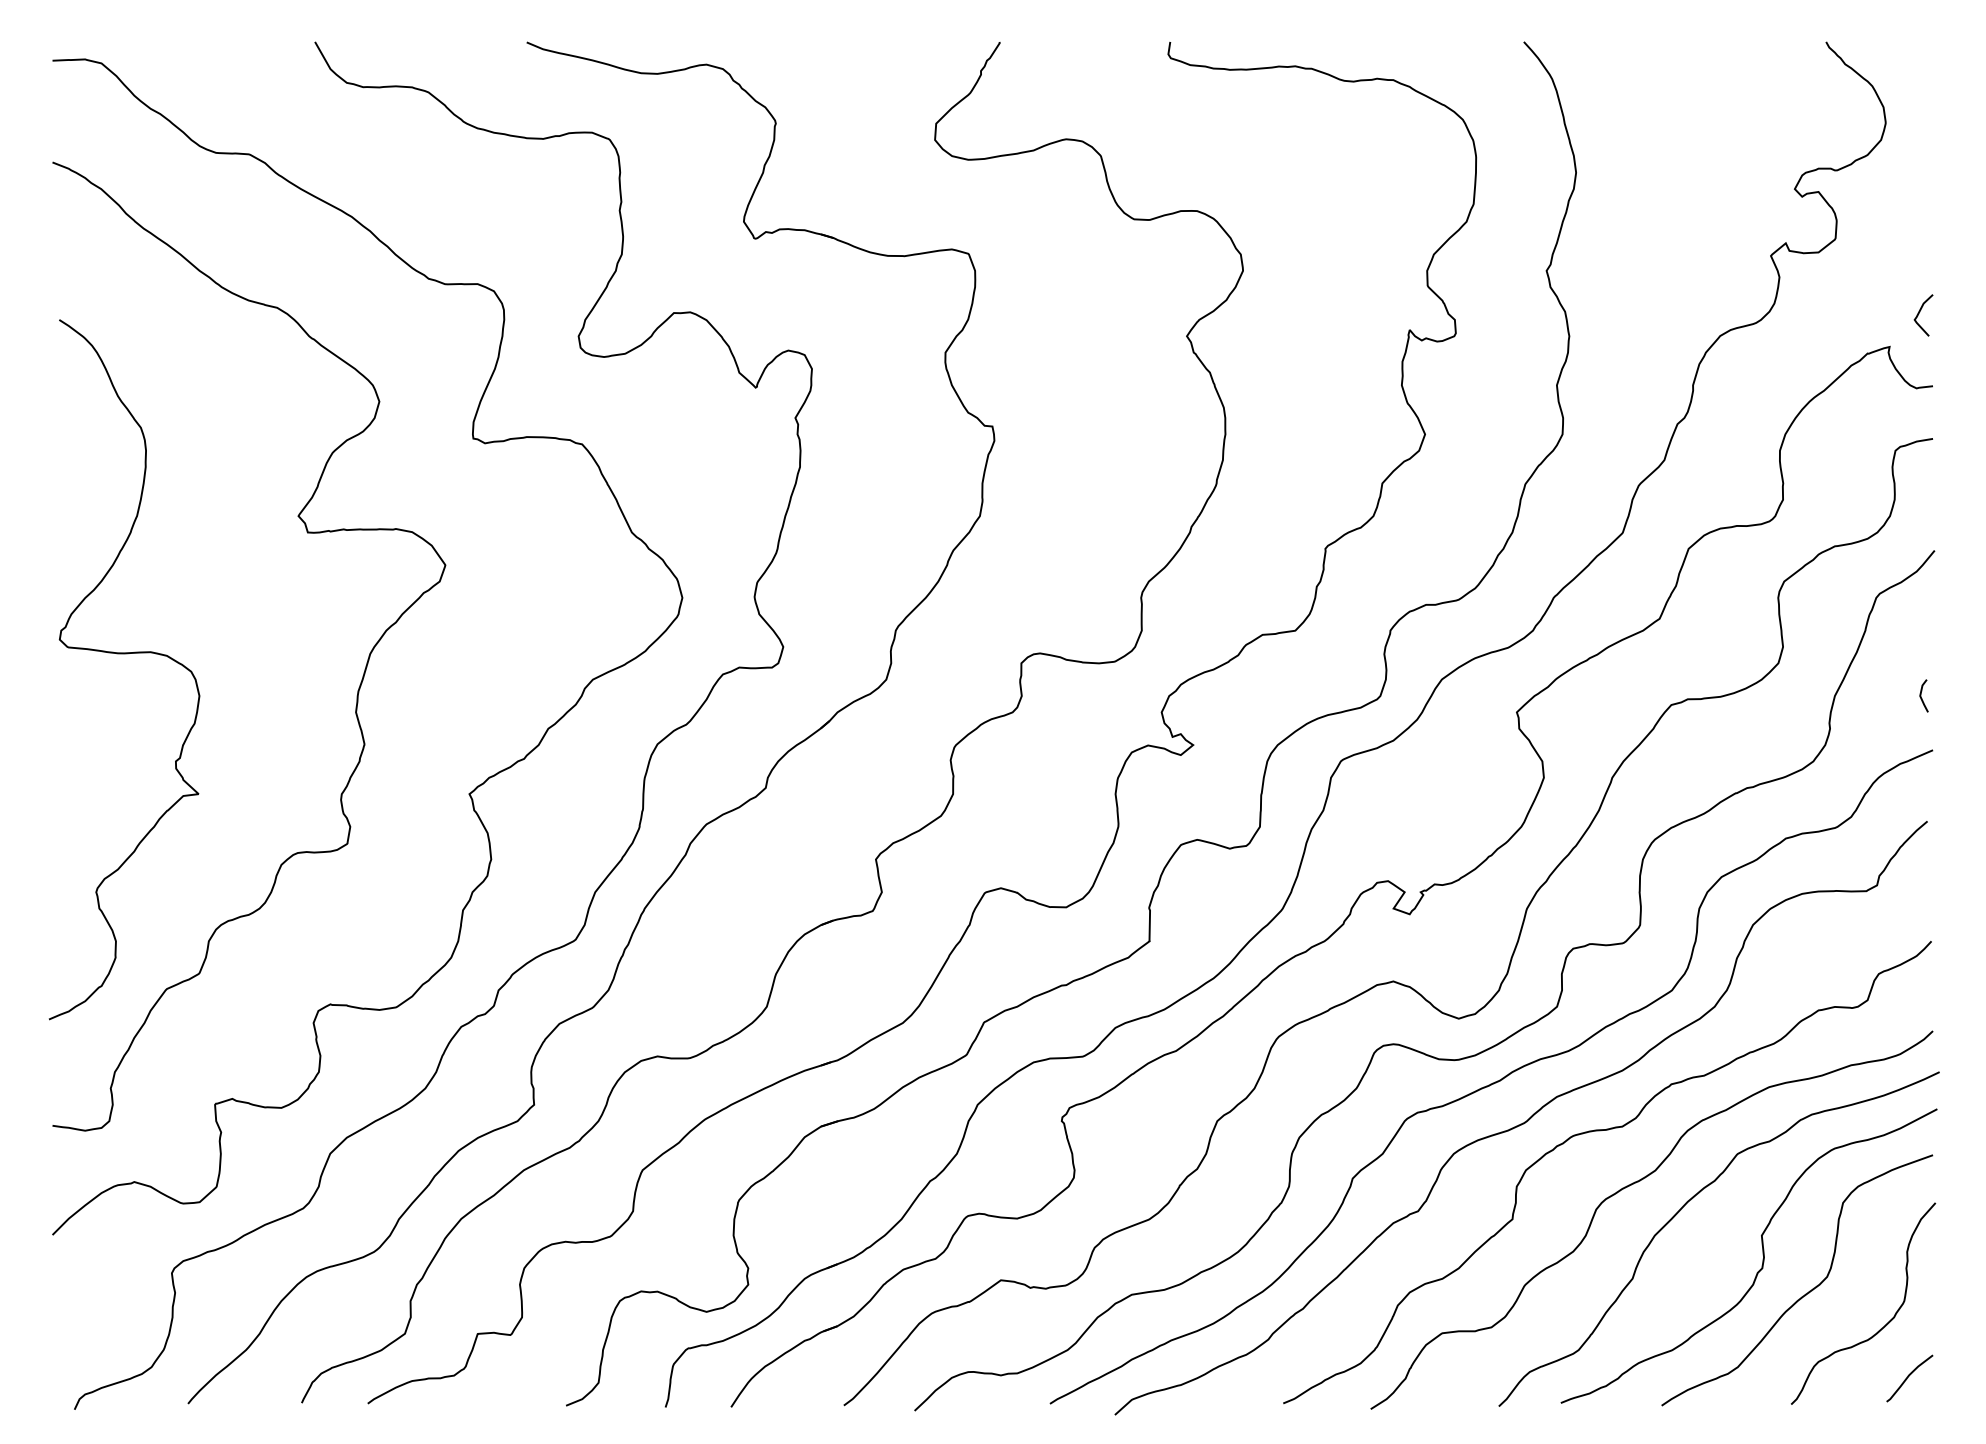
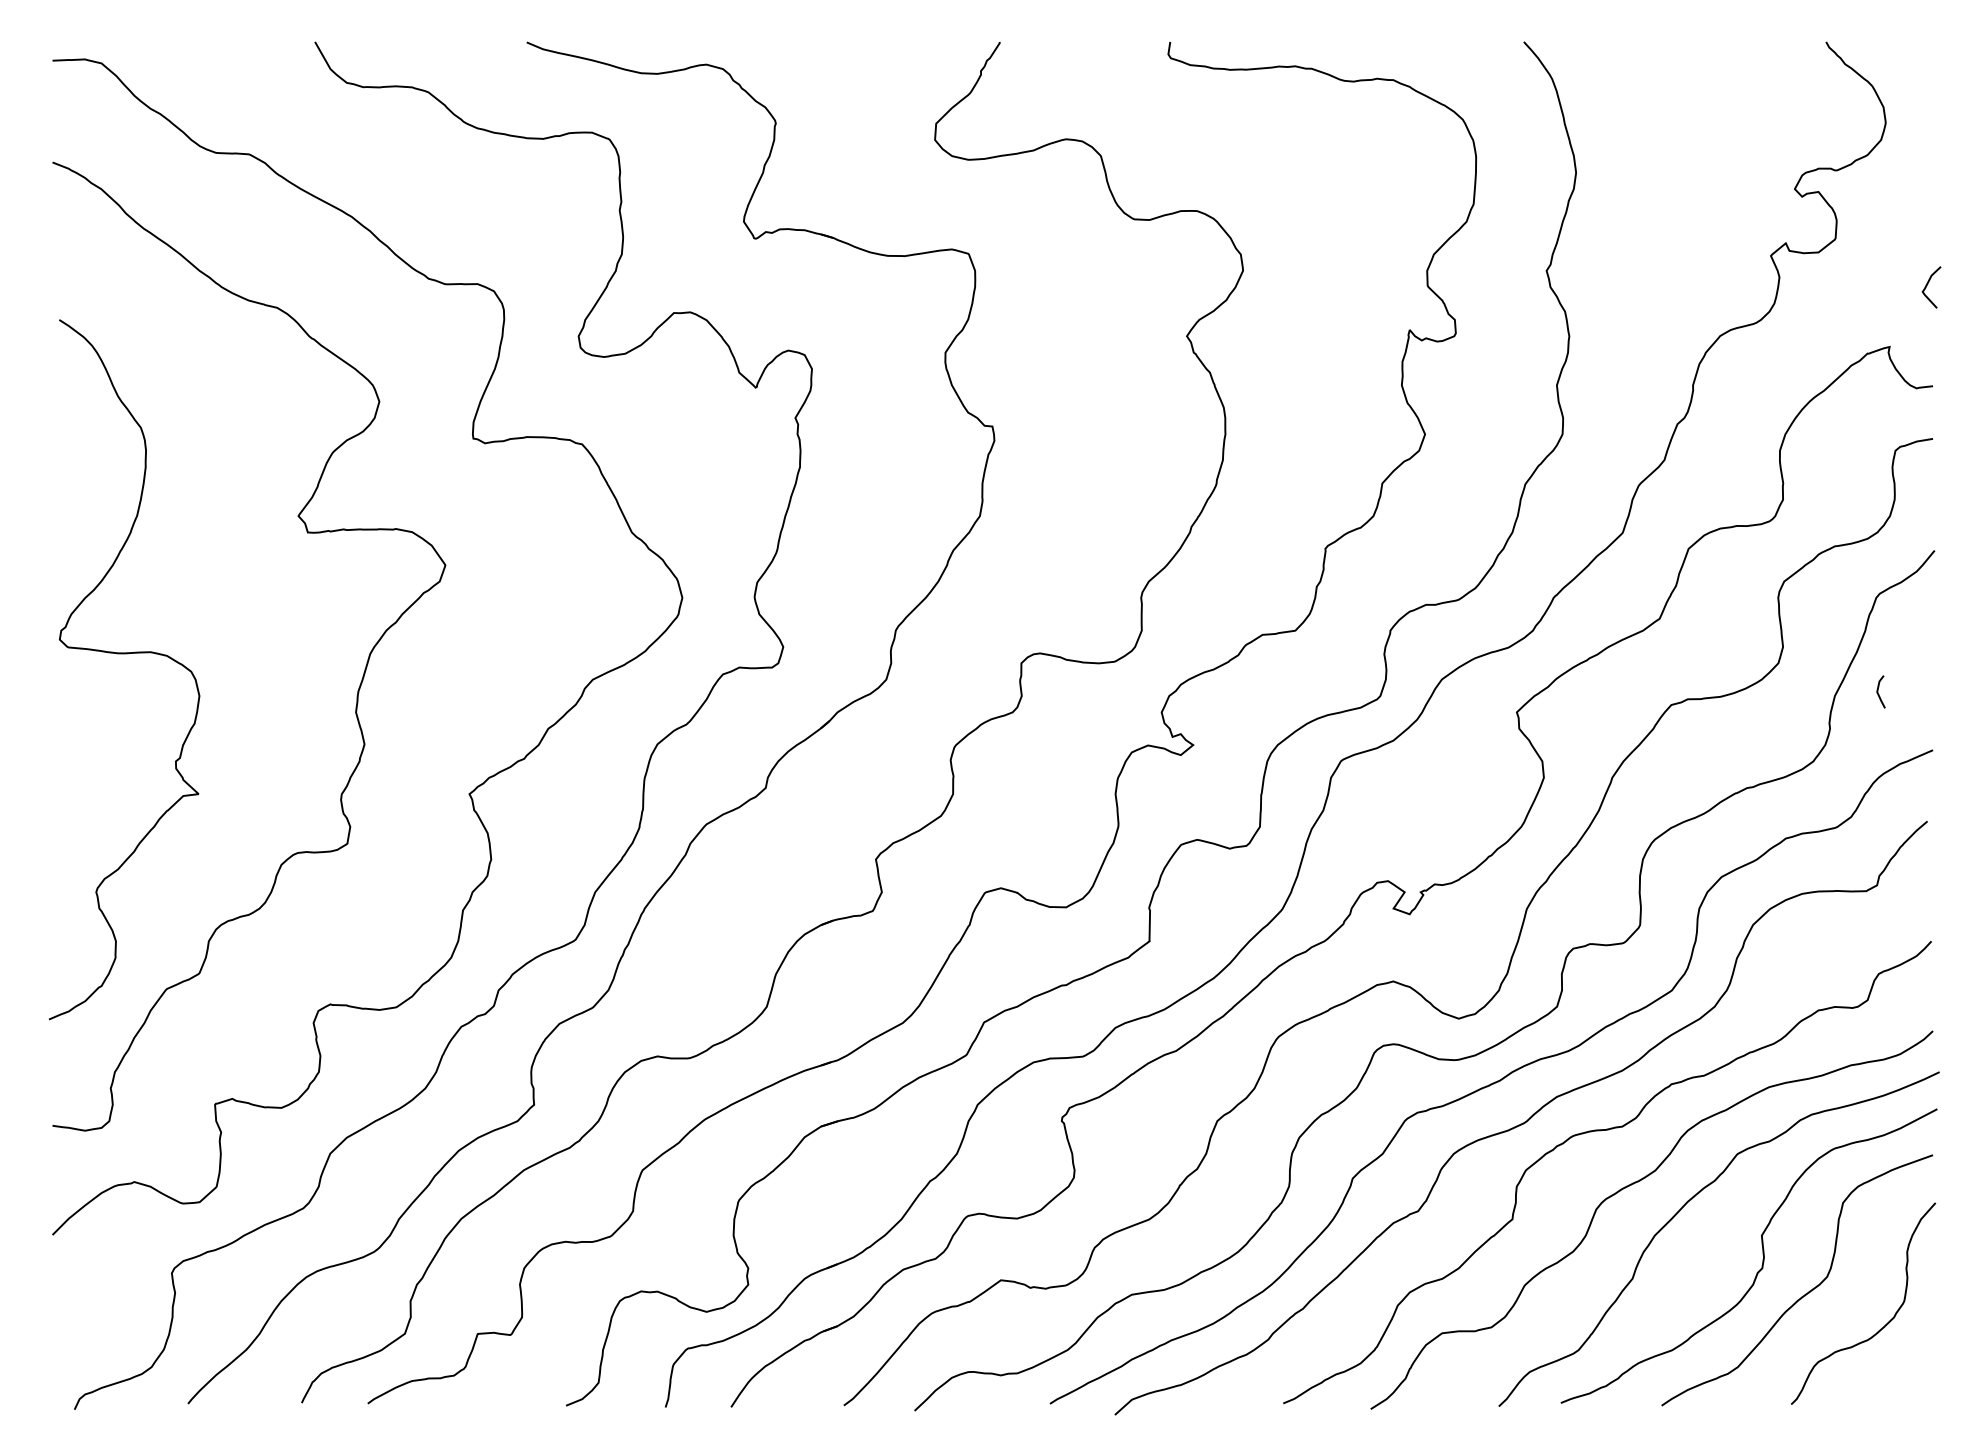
curve position: (1920, 312) -> (1928, 284) (1928, 284)
line position: (1921, 695) -> (1878, 691) (1878, 691)
curve: present -> none (1908, 1377)
